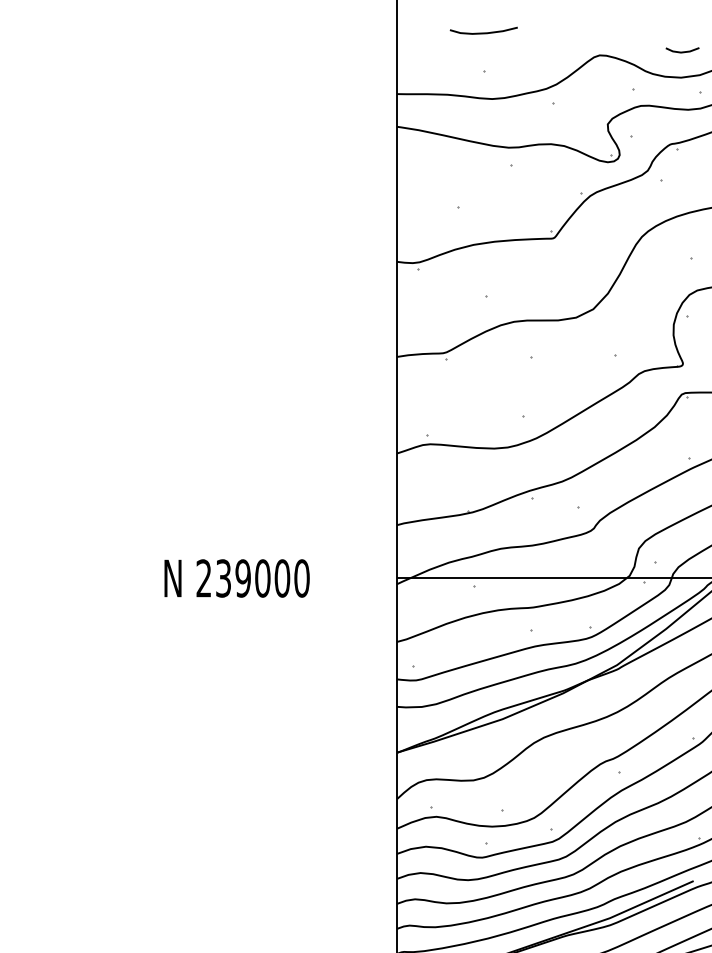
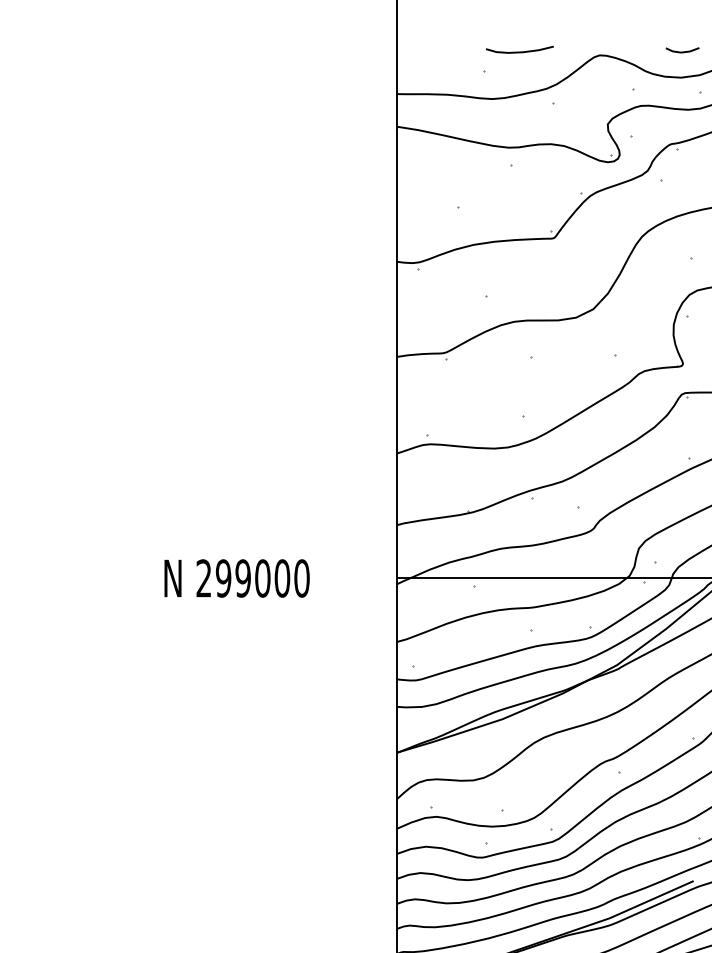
curve position: (483, 32) -> (519, 51) (519, 51)
text: 239000 -> 299000 (223, 578)
